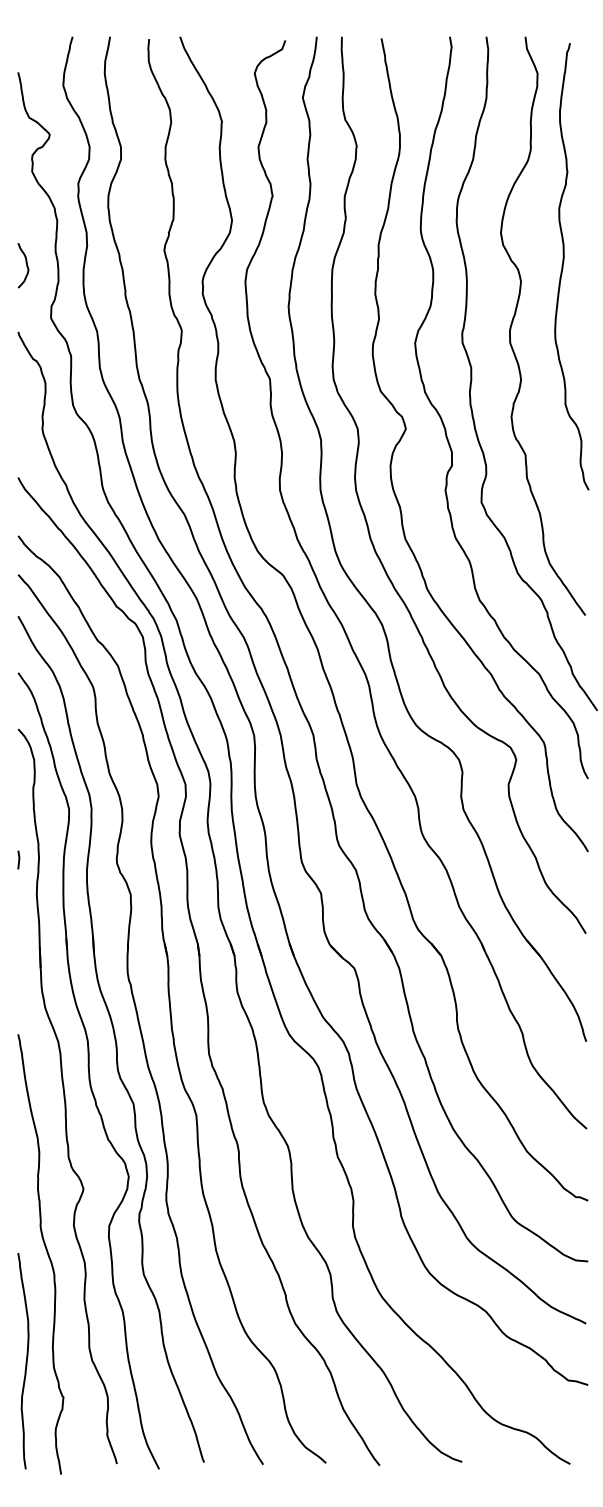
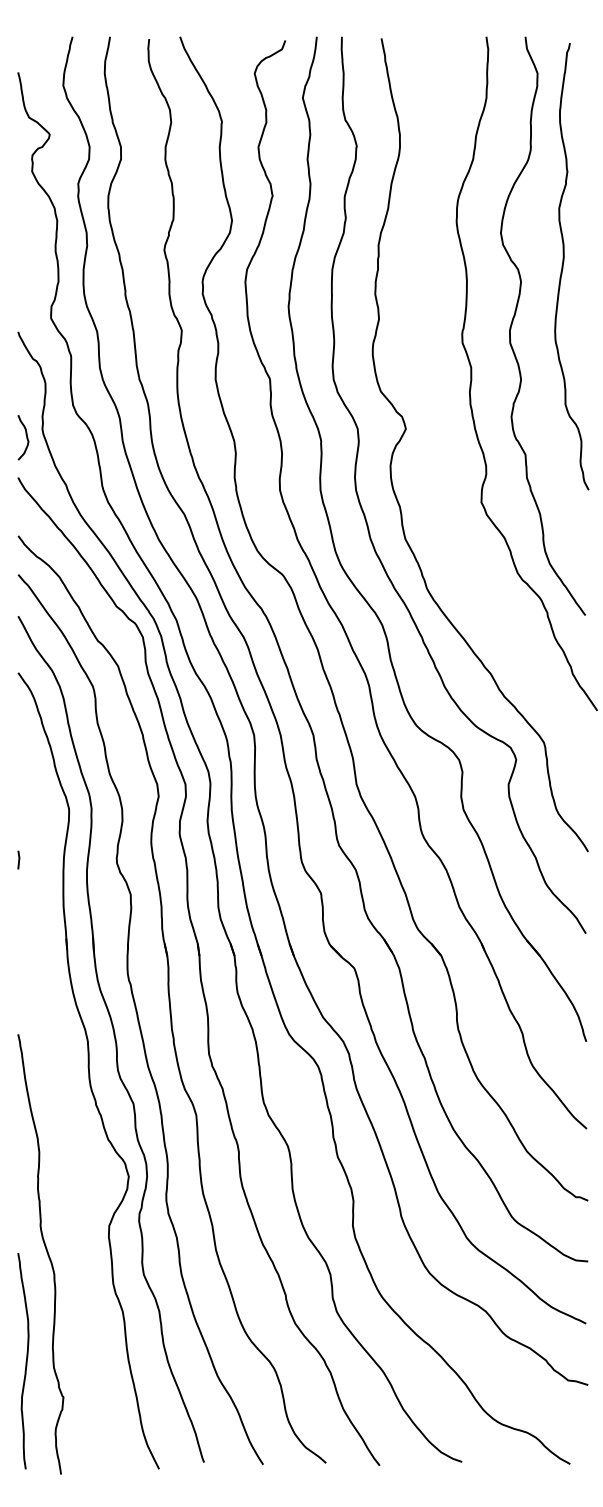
curve position: (26, 265) -> (26, 437) (26, 437)
curve: present -> none (445, 426)
part: present -> none (67, 1096)
